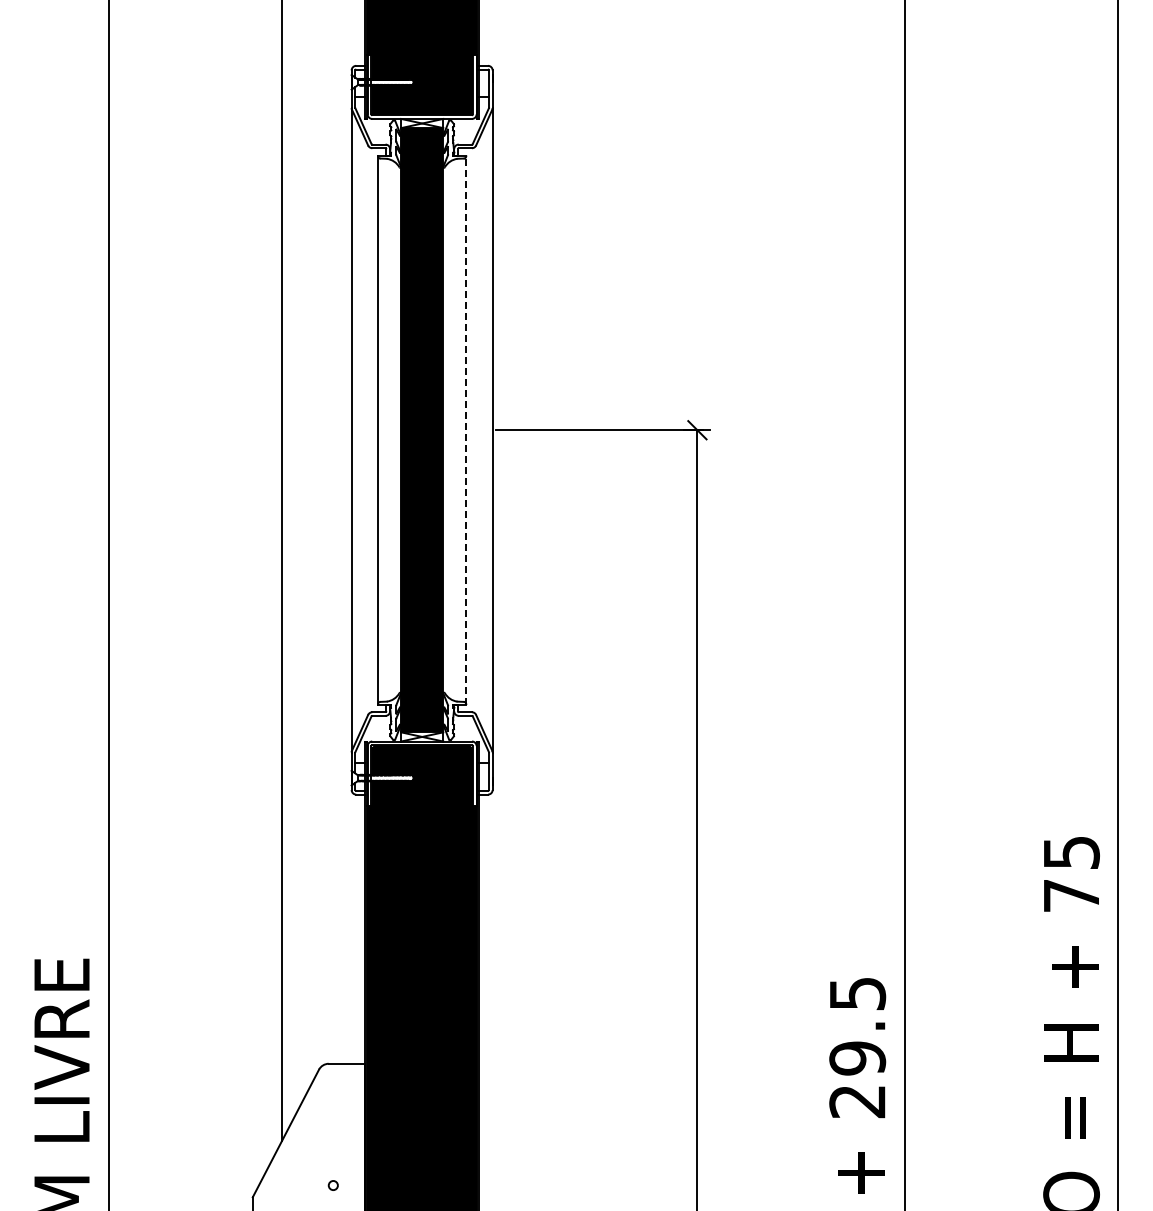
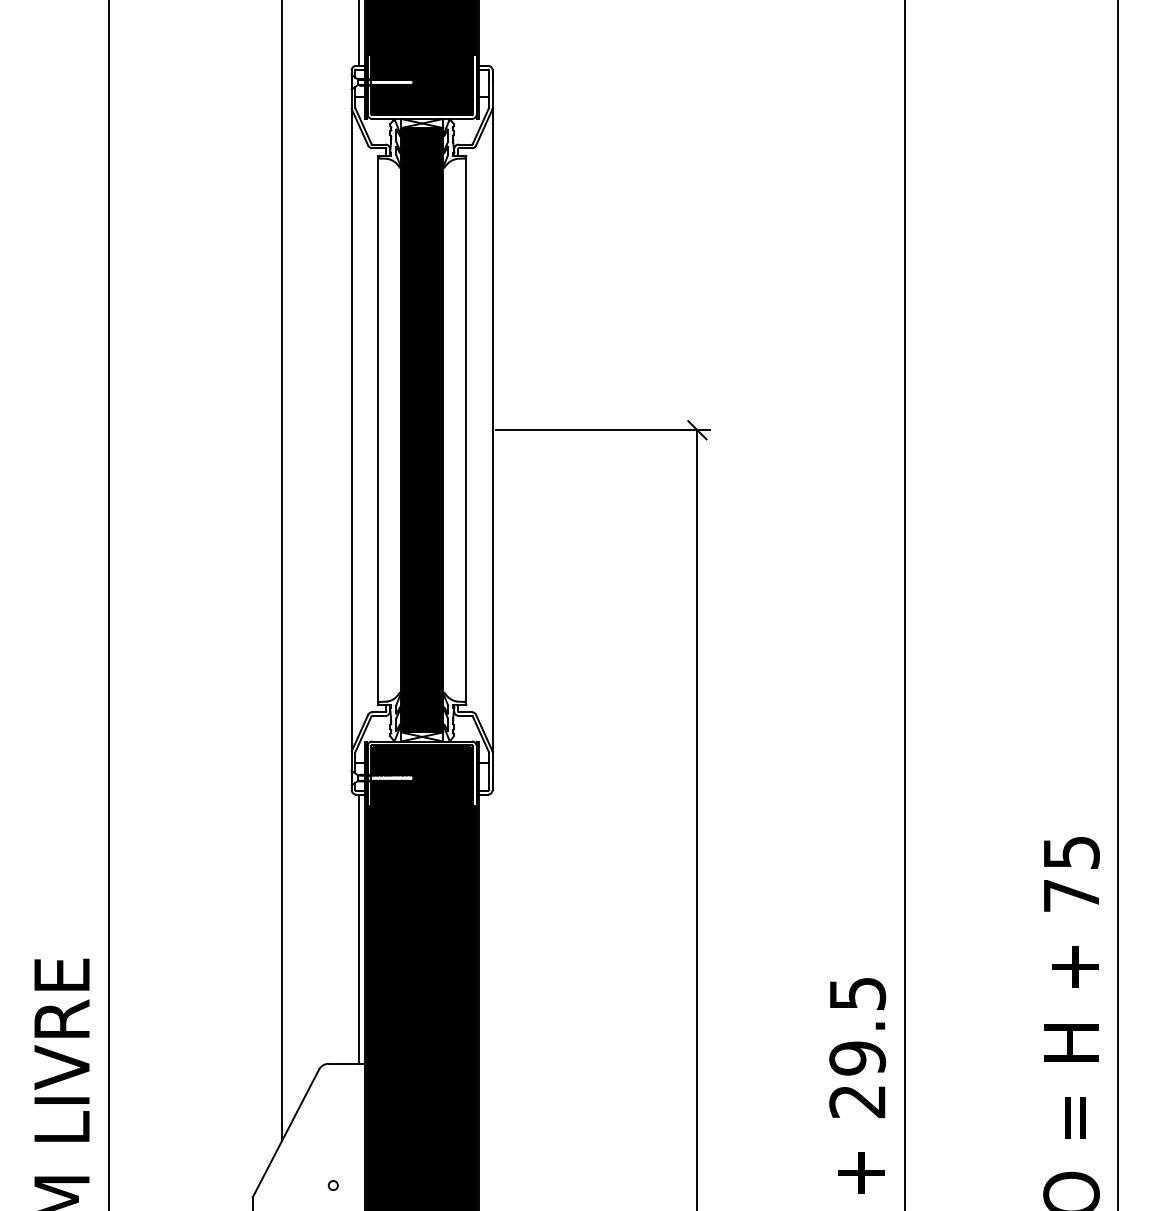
line: none -> present (358, 33)
line: dashed -> solid (466, 430)
line: none -> present (358, 928)
